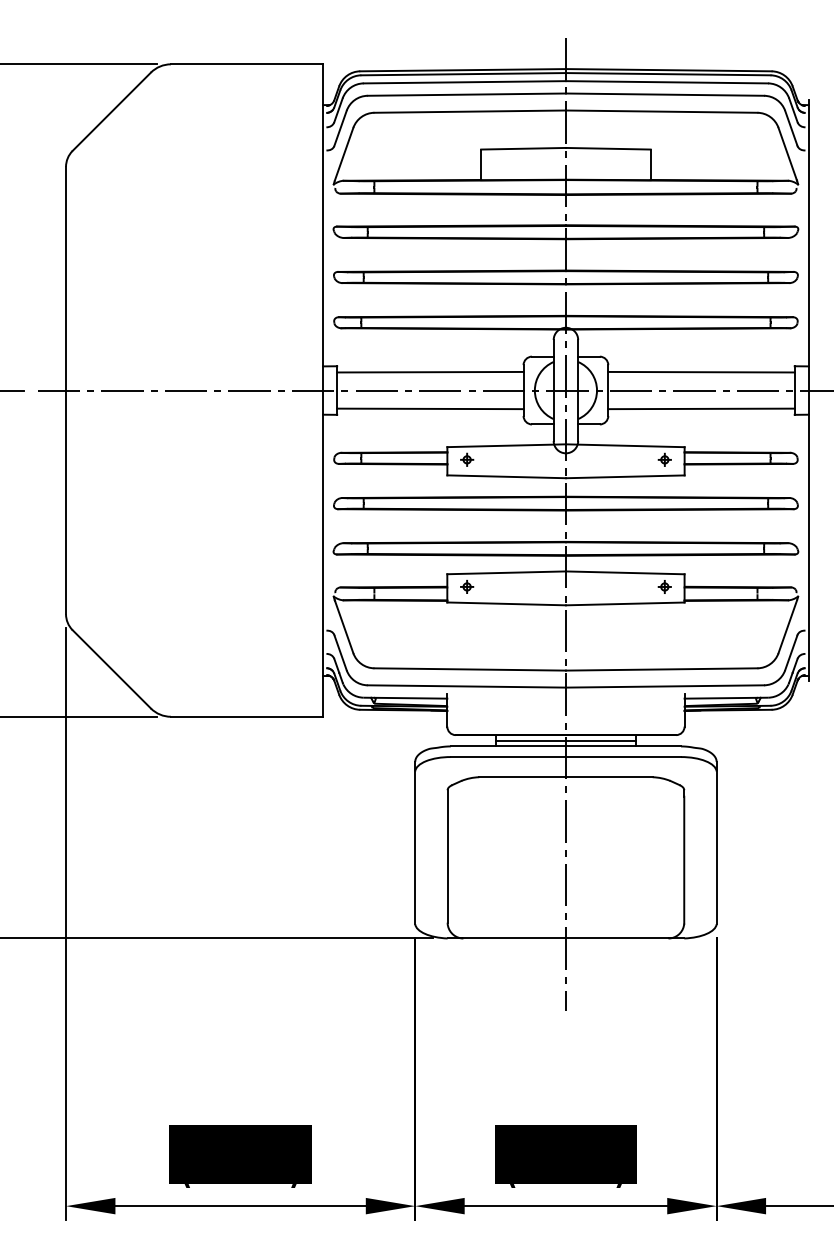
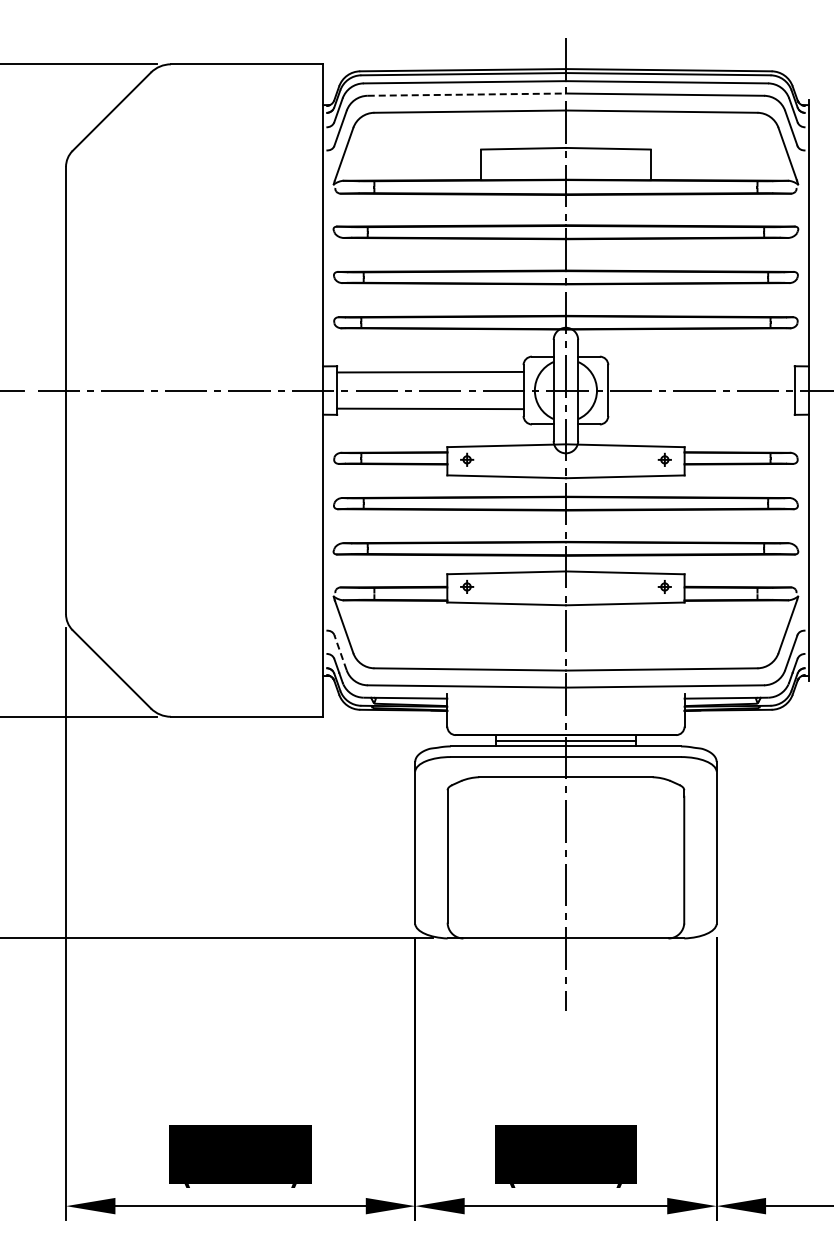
line: solid -> dashed (467, 94)
line: present -> none (701, 371)
line: present -> none (701, 408)
line: solid -> dashed (340, 652)
